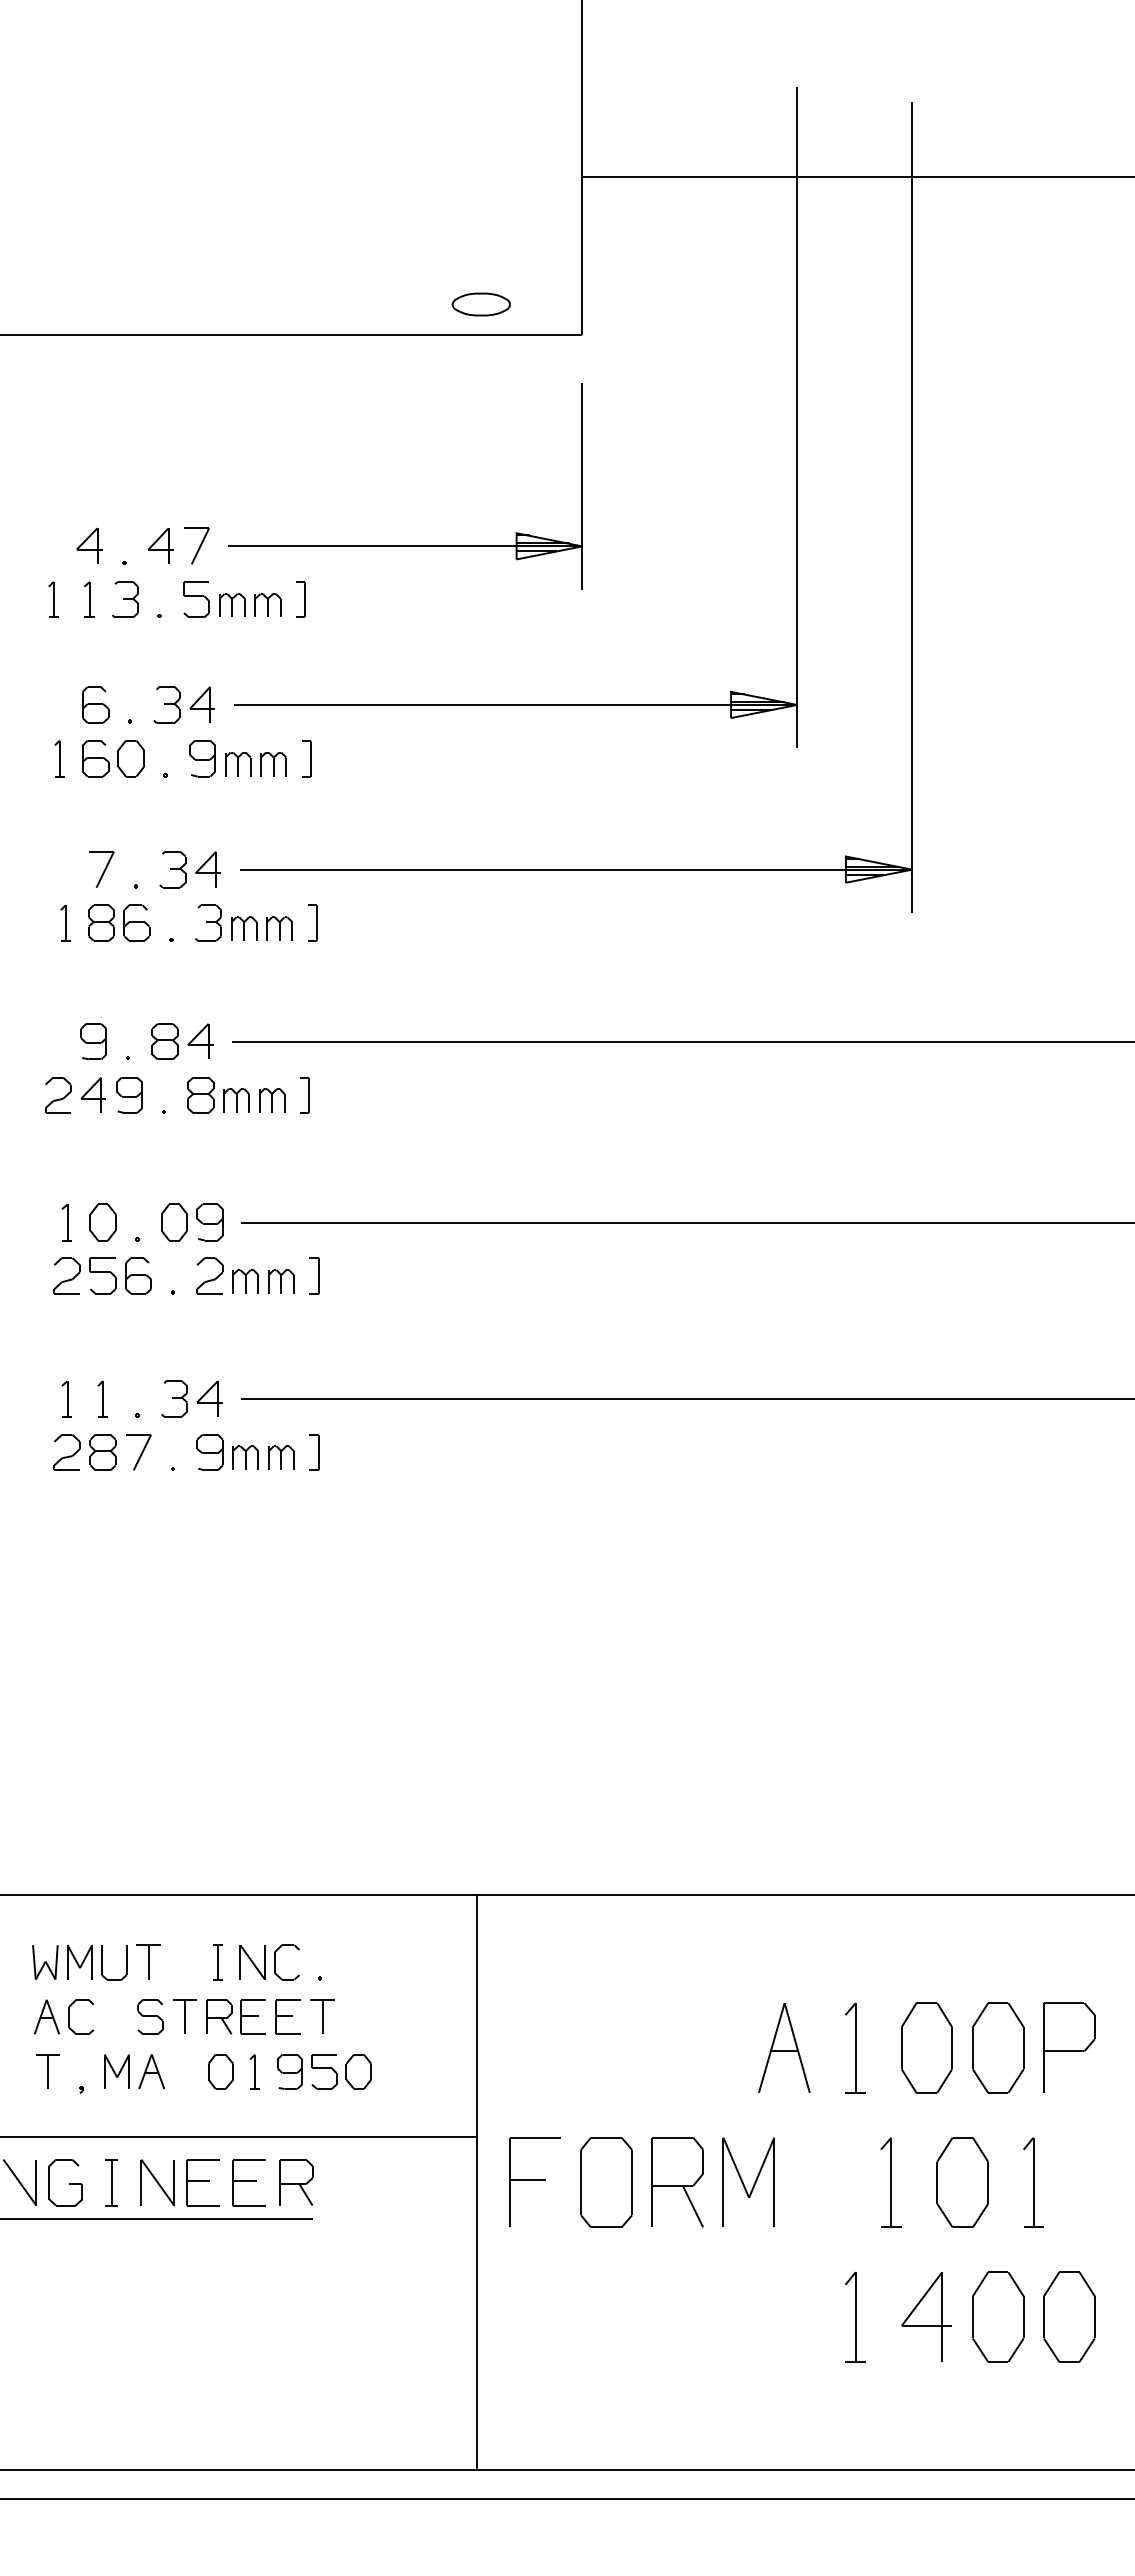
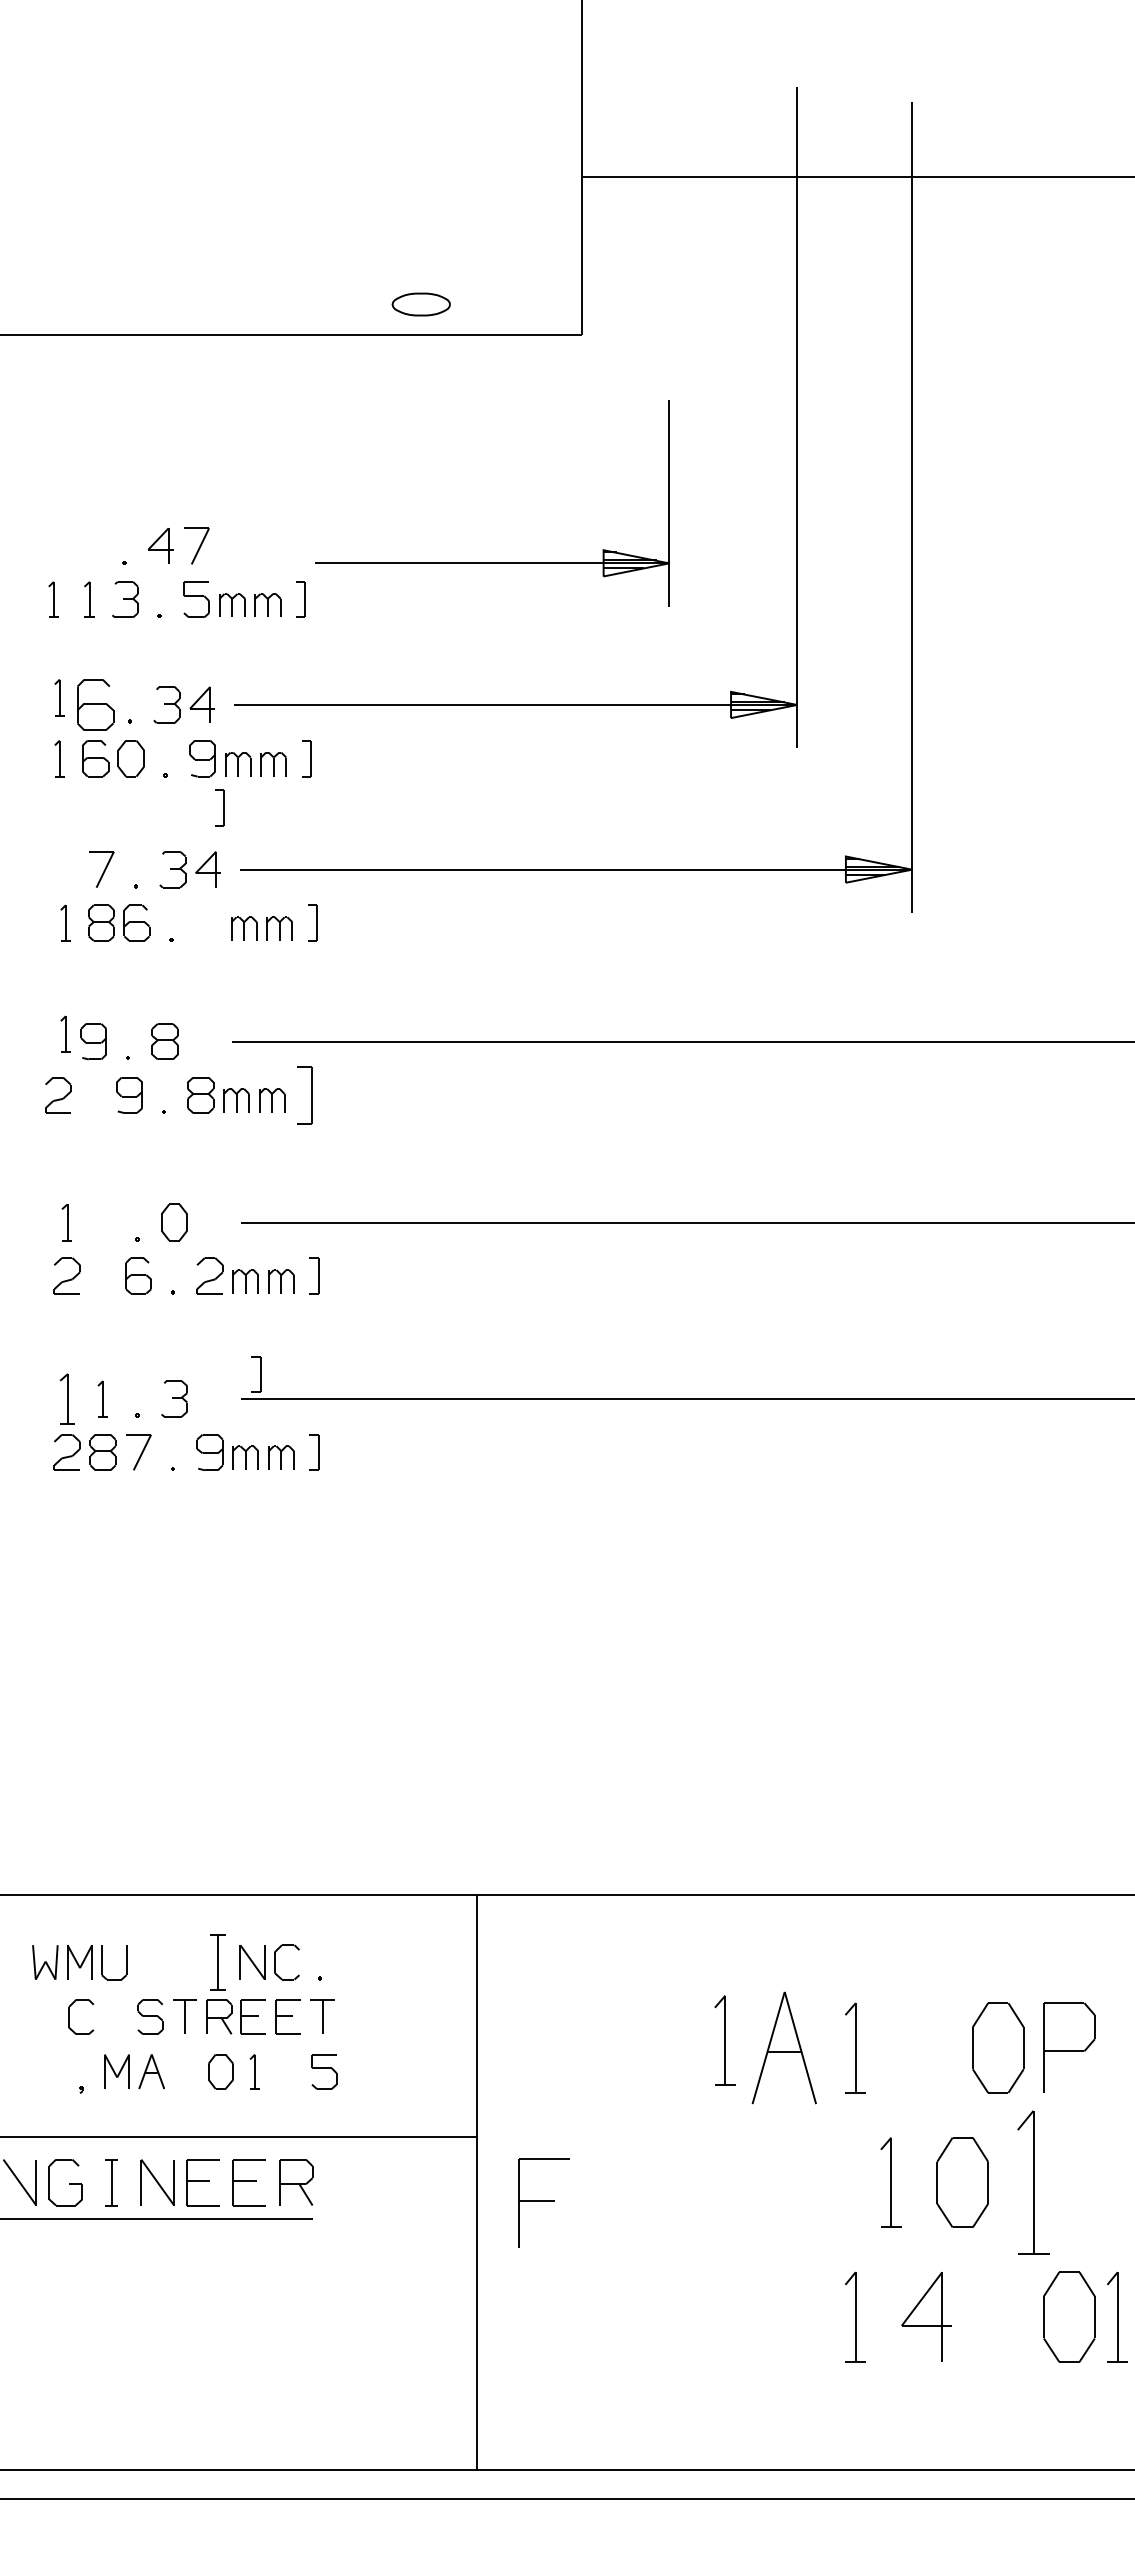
part position: (480, 304) -> (420, 304) (420, 304)
part: present -> none (89, 545)
part position: (405, 545) -> (492, 562) (492, 562)
part: none -> present (59, 697)
part size: 28x38 px -> 38x52 px (95, 704)
part: none -> present (219, 807)
part: present -> none (208, 922)
part: none -> present (65, 1033)
part: present -> none (200, 1040)
part: present -> none (92, 1094)
part size: 10x37 px -> 16x59 px (304, 1095)
part: present -> none (102, 1222)
part: present -> none (209, 1222)
part: present -> none (102, 1275)
part: none -> present (256, 1374)
part size: 11x38 px -> 16x52 px (66, 1398)
part: present -> none (209, 1398)
part: present -> none (148, 1961)
part size: 10x37 px -> 16x57 px (217, 1962)
part: present -> none (46, 2016)
part: none -> present (724, 2040)
part size: 53x90 px -> 66x114 px (783, 2047)
part: present -> none (926, 2047)
part: present -> none (47, 2071)
part: present -> none (289, 2071)
part: present -> none (358, 2071)
part position: (534, 2181) -> (543, 2202) (543, 2202)
part: present -> none (748, 2181)
part: present -> none (606, 2182)
part: present -> none (677, 2182)
part size: 21x91 px -> 33x145 px (1033, 2182)
part: present -> none (998, 2316)
part: none -> present (1117, 2317)
